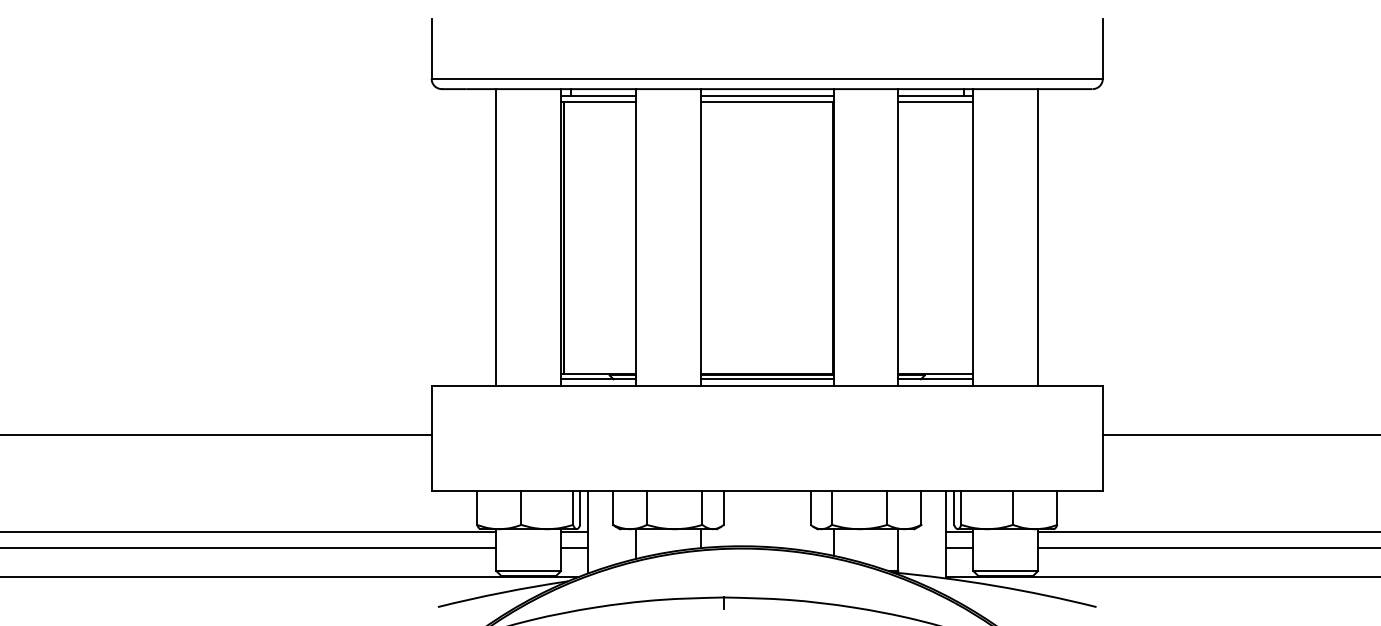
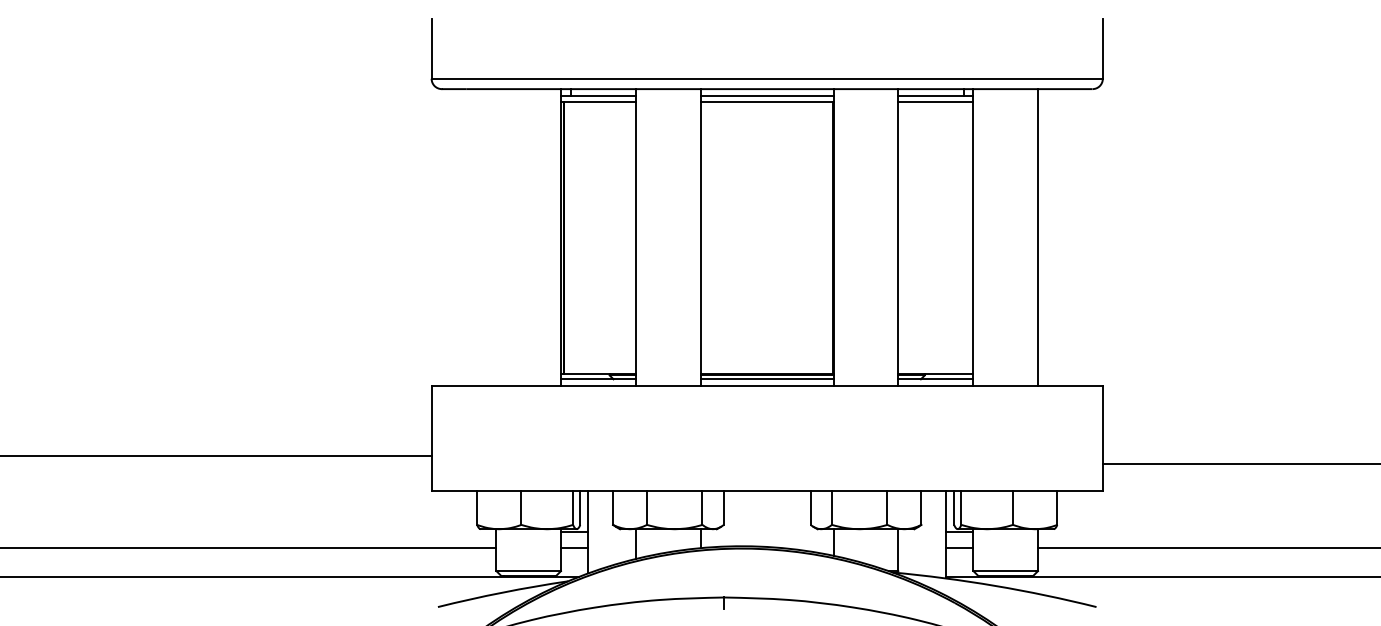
line: present -> none (496, 237)
line position: (216, 434) -> (216, 455) (216, 455)
line position: (1239, 434) -> (1239, 463) (1239, 463)
line: present -> none (249, 532)
line: present -> none (1207, 532)
